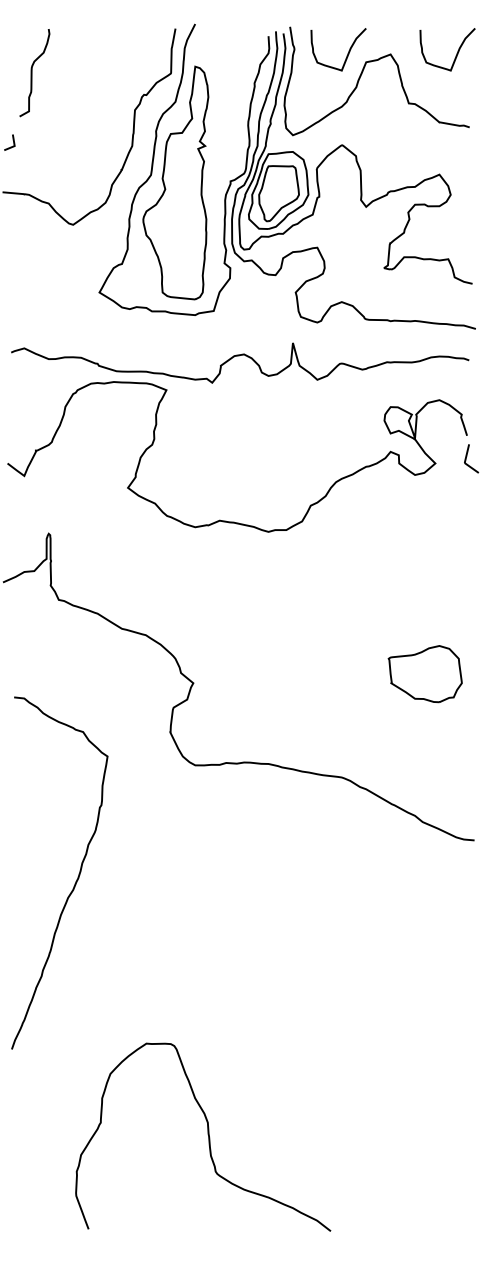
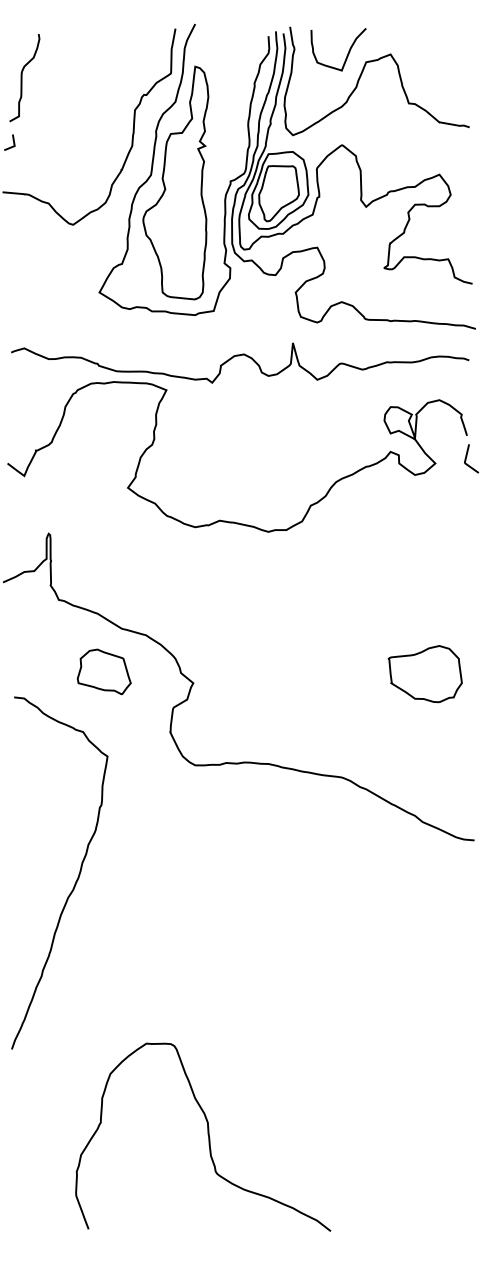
curve: present -> none (456, 53)
curve position: (32, 73) -> (22, 78) (22, 78)
part: none -> present (103, 671)
